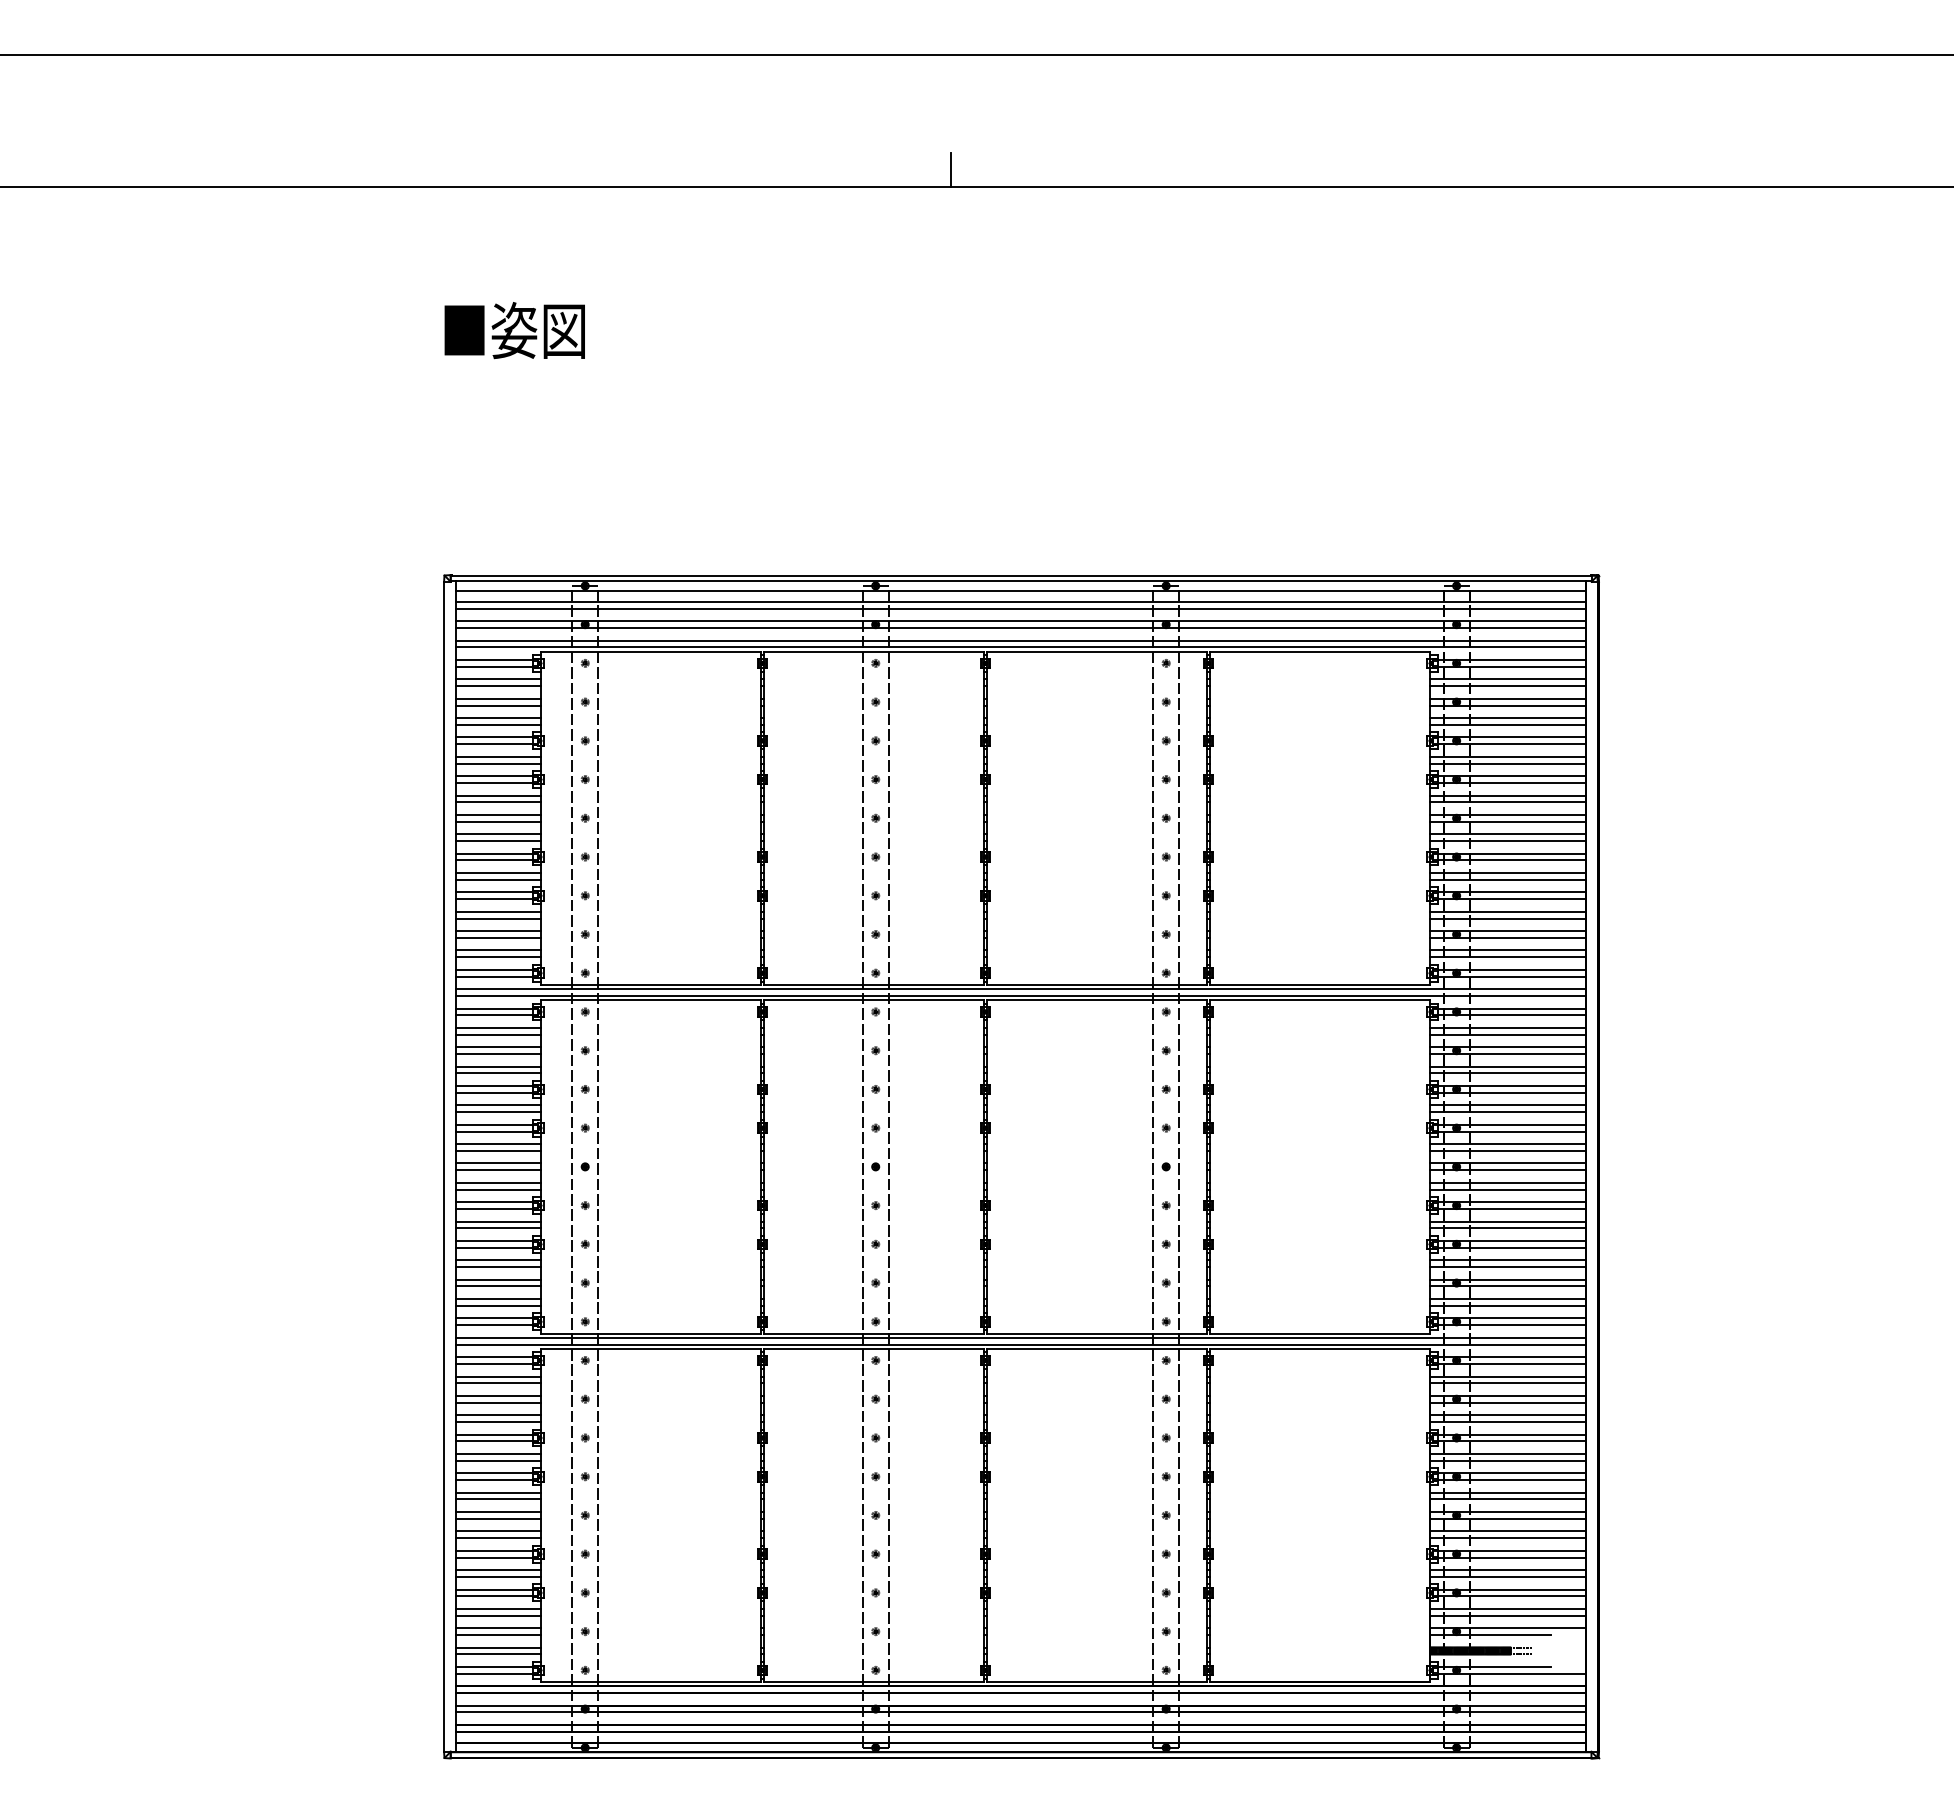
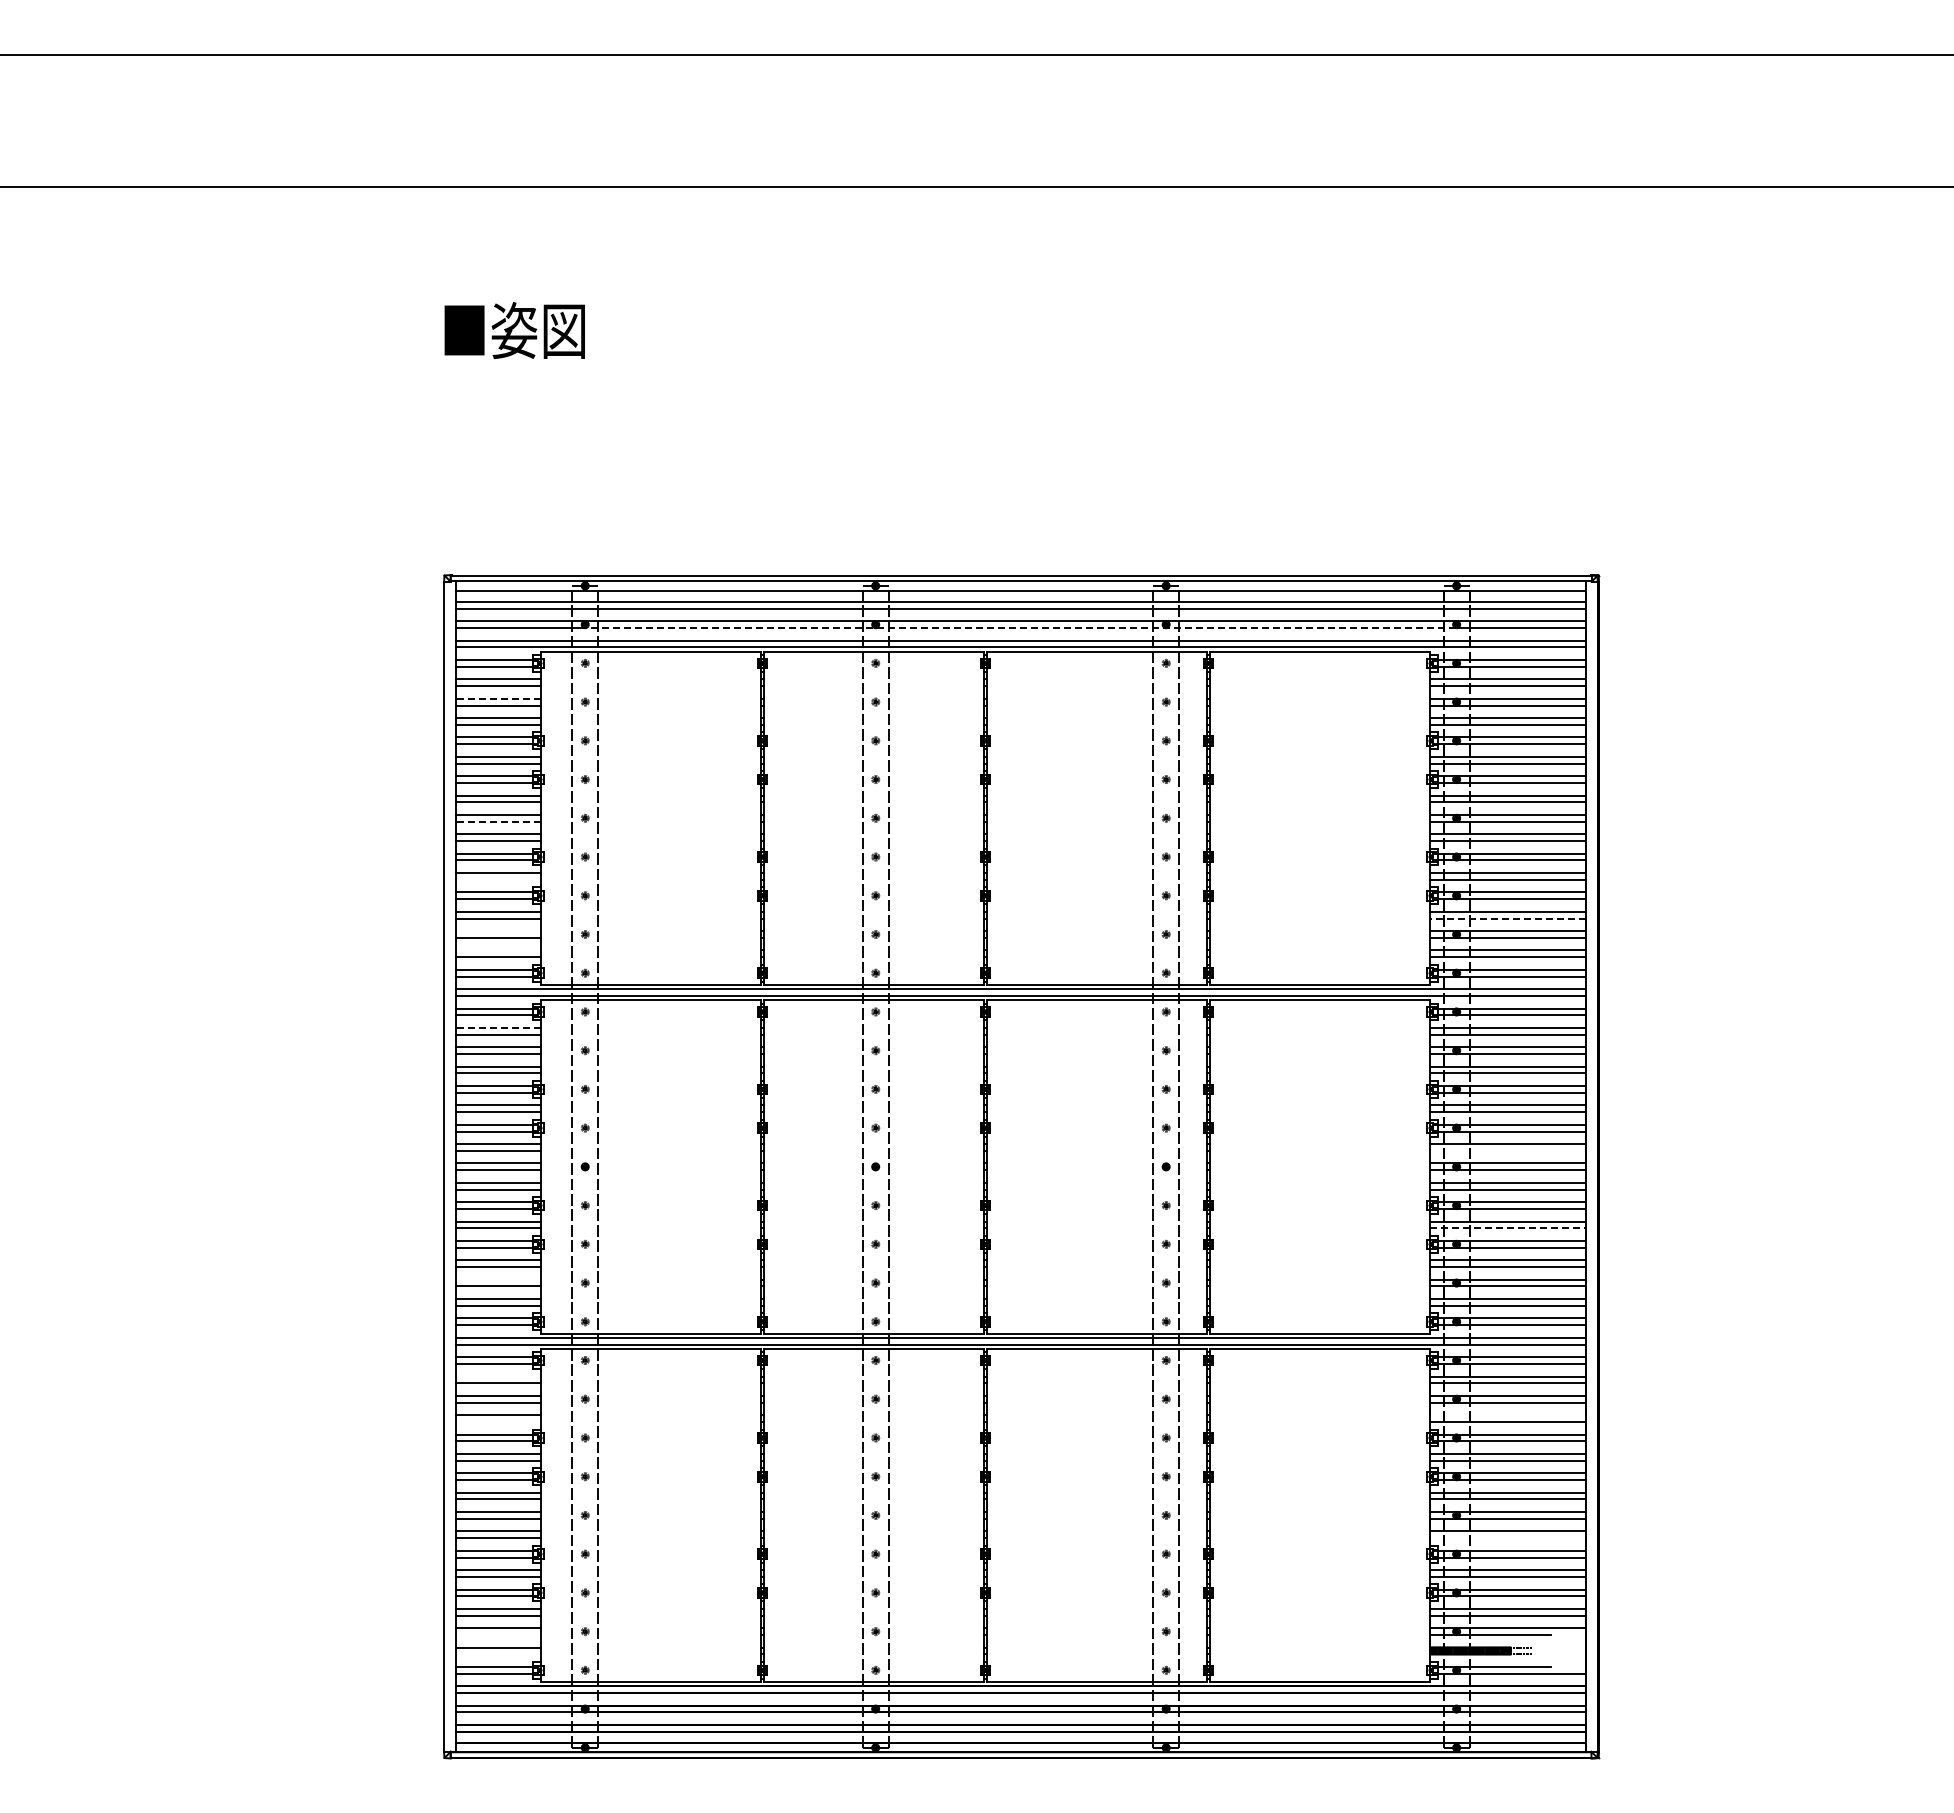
line: present -> none (951, 169)
line: solid -> dashed (1020, 628)
line: solid -> dashed (498, 698)
line: solid -> dashed (498, 821)
line: present -> none (498, 879)
line: solid -> dashed (1507, 918)
line: present -> none (498, 931)
line: present -> none (498, 950)
line: solid -> dashed (498, 1027)
line: present -> none (1507, 1150)
line: solid -> dashed (1508, 1228)
line: present -> none (498, 1279)
line: present -> none (498, 1376)
line: present -> none (1507, 1415)
line: present -> none (498, 1422)
line: present -> none (1507, 1538)
line: present -> none (498, 1635)
line: present -> none (498, 1654)
